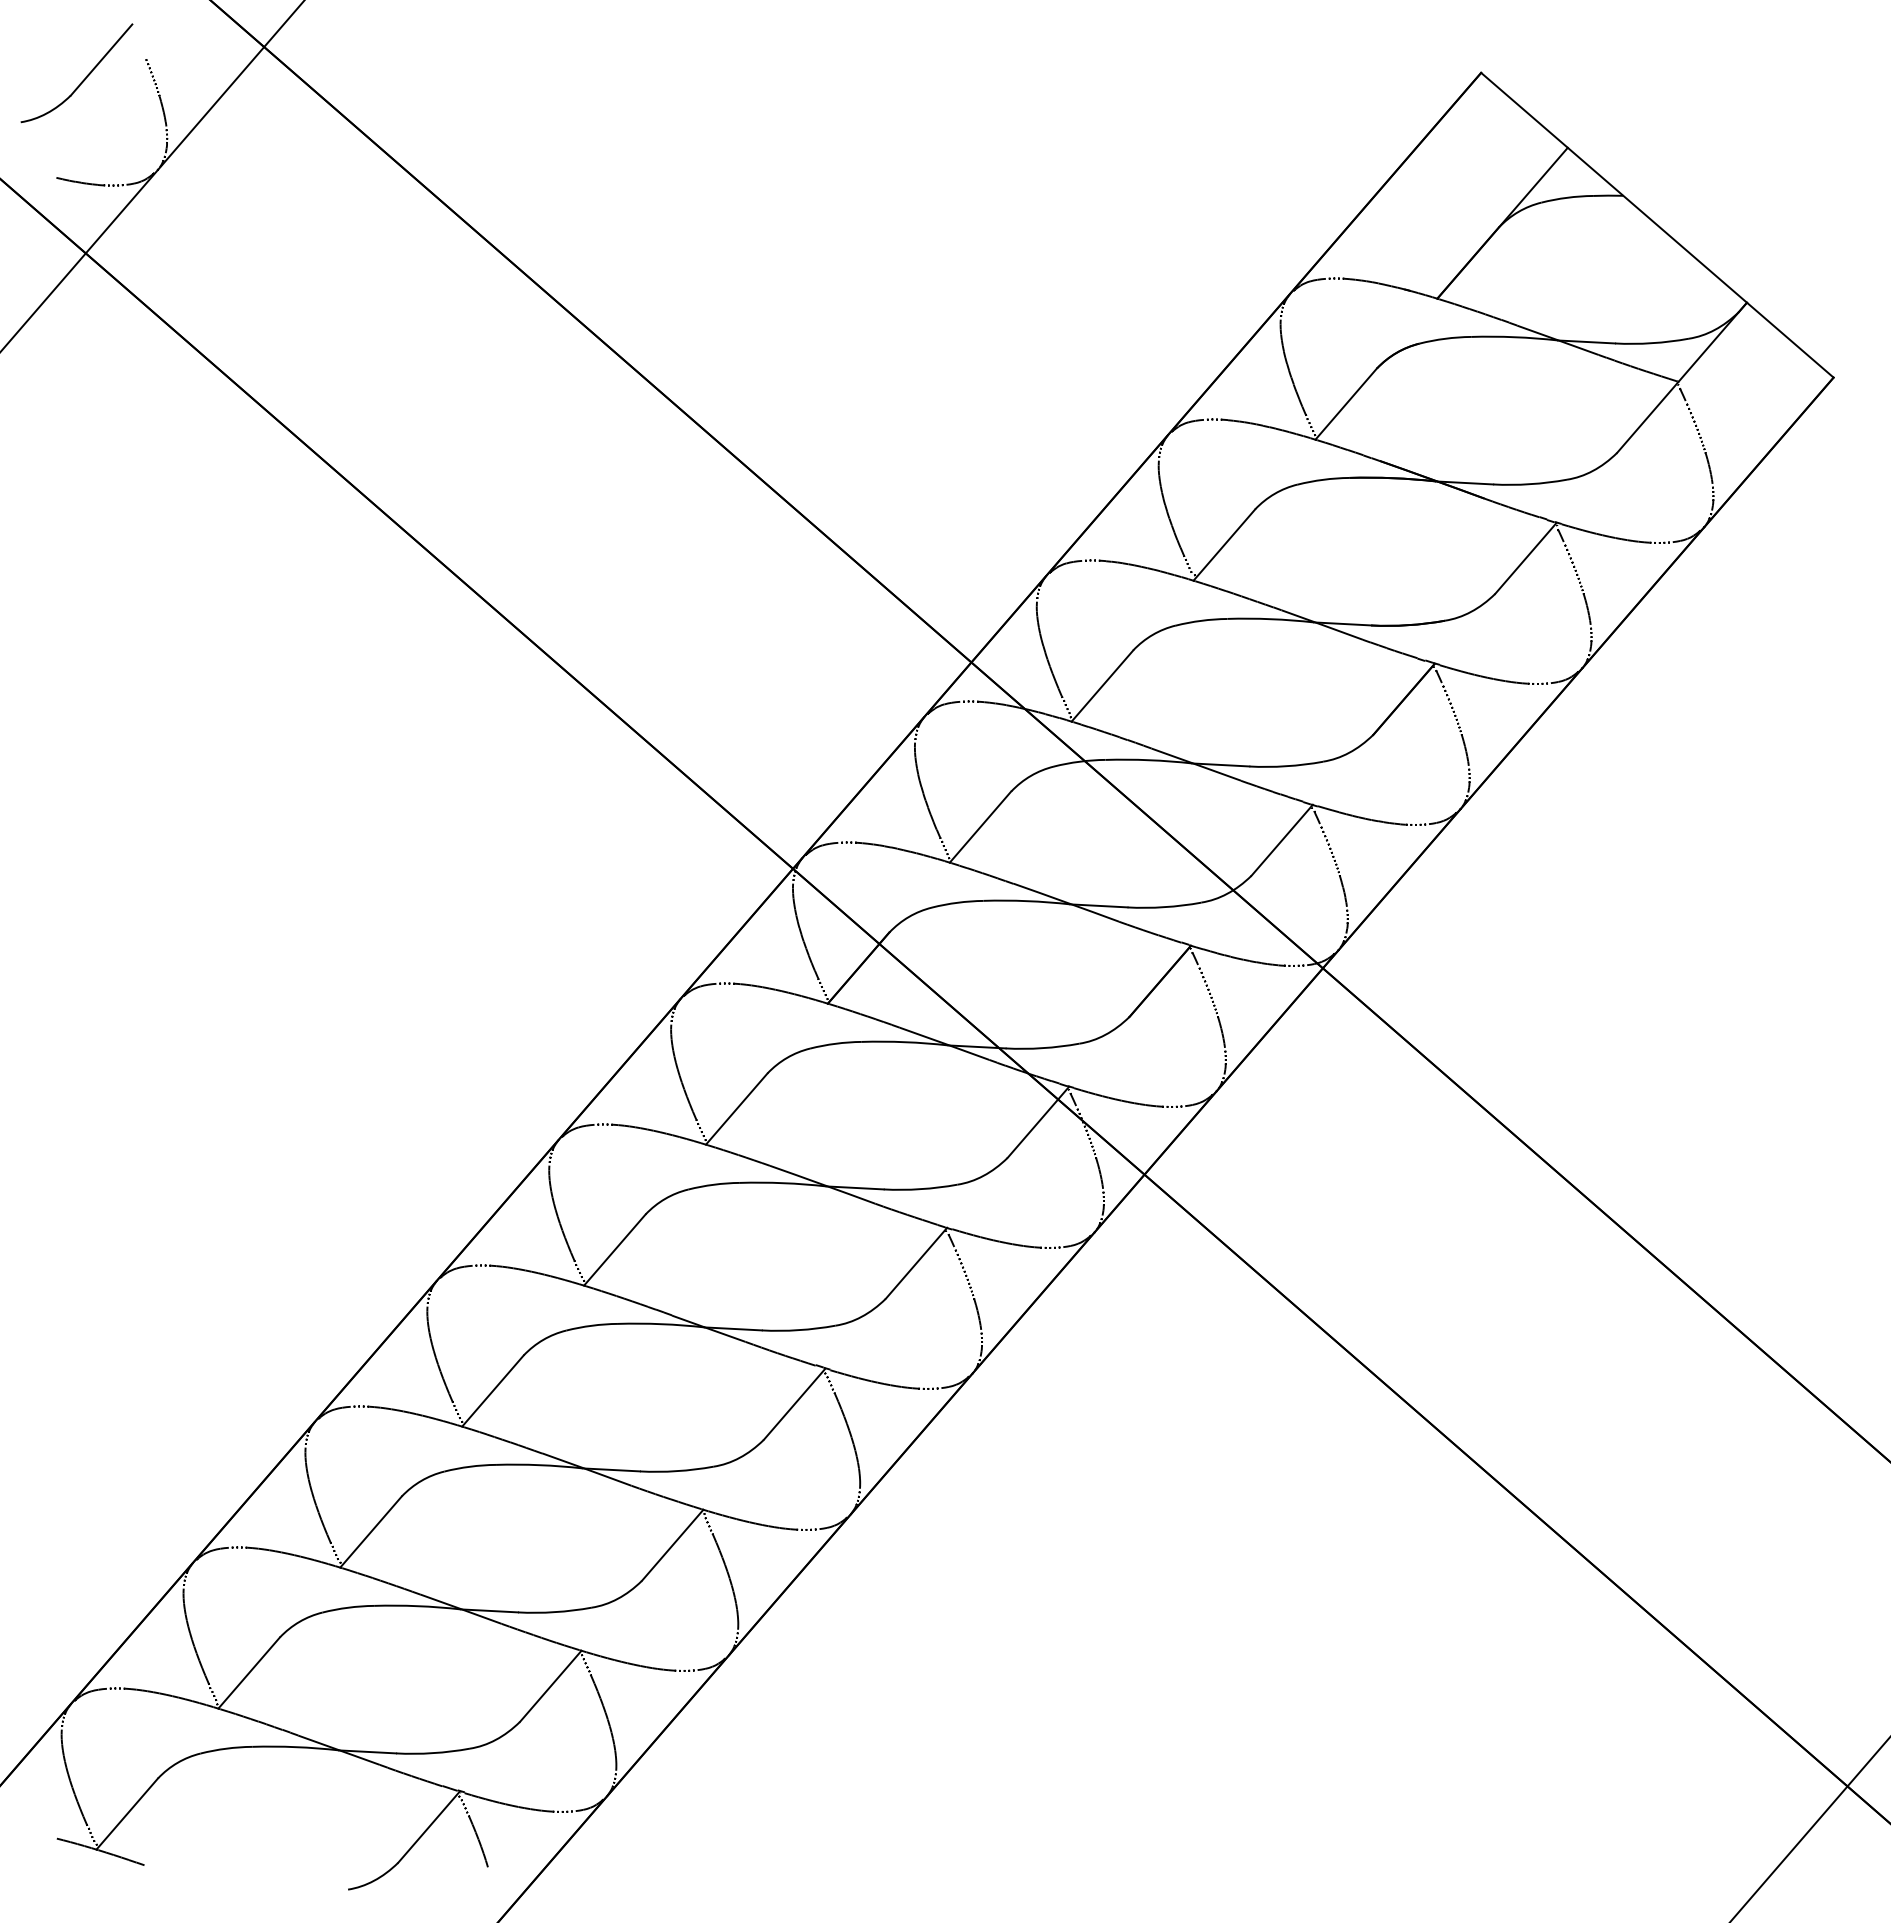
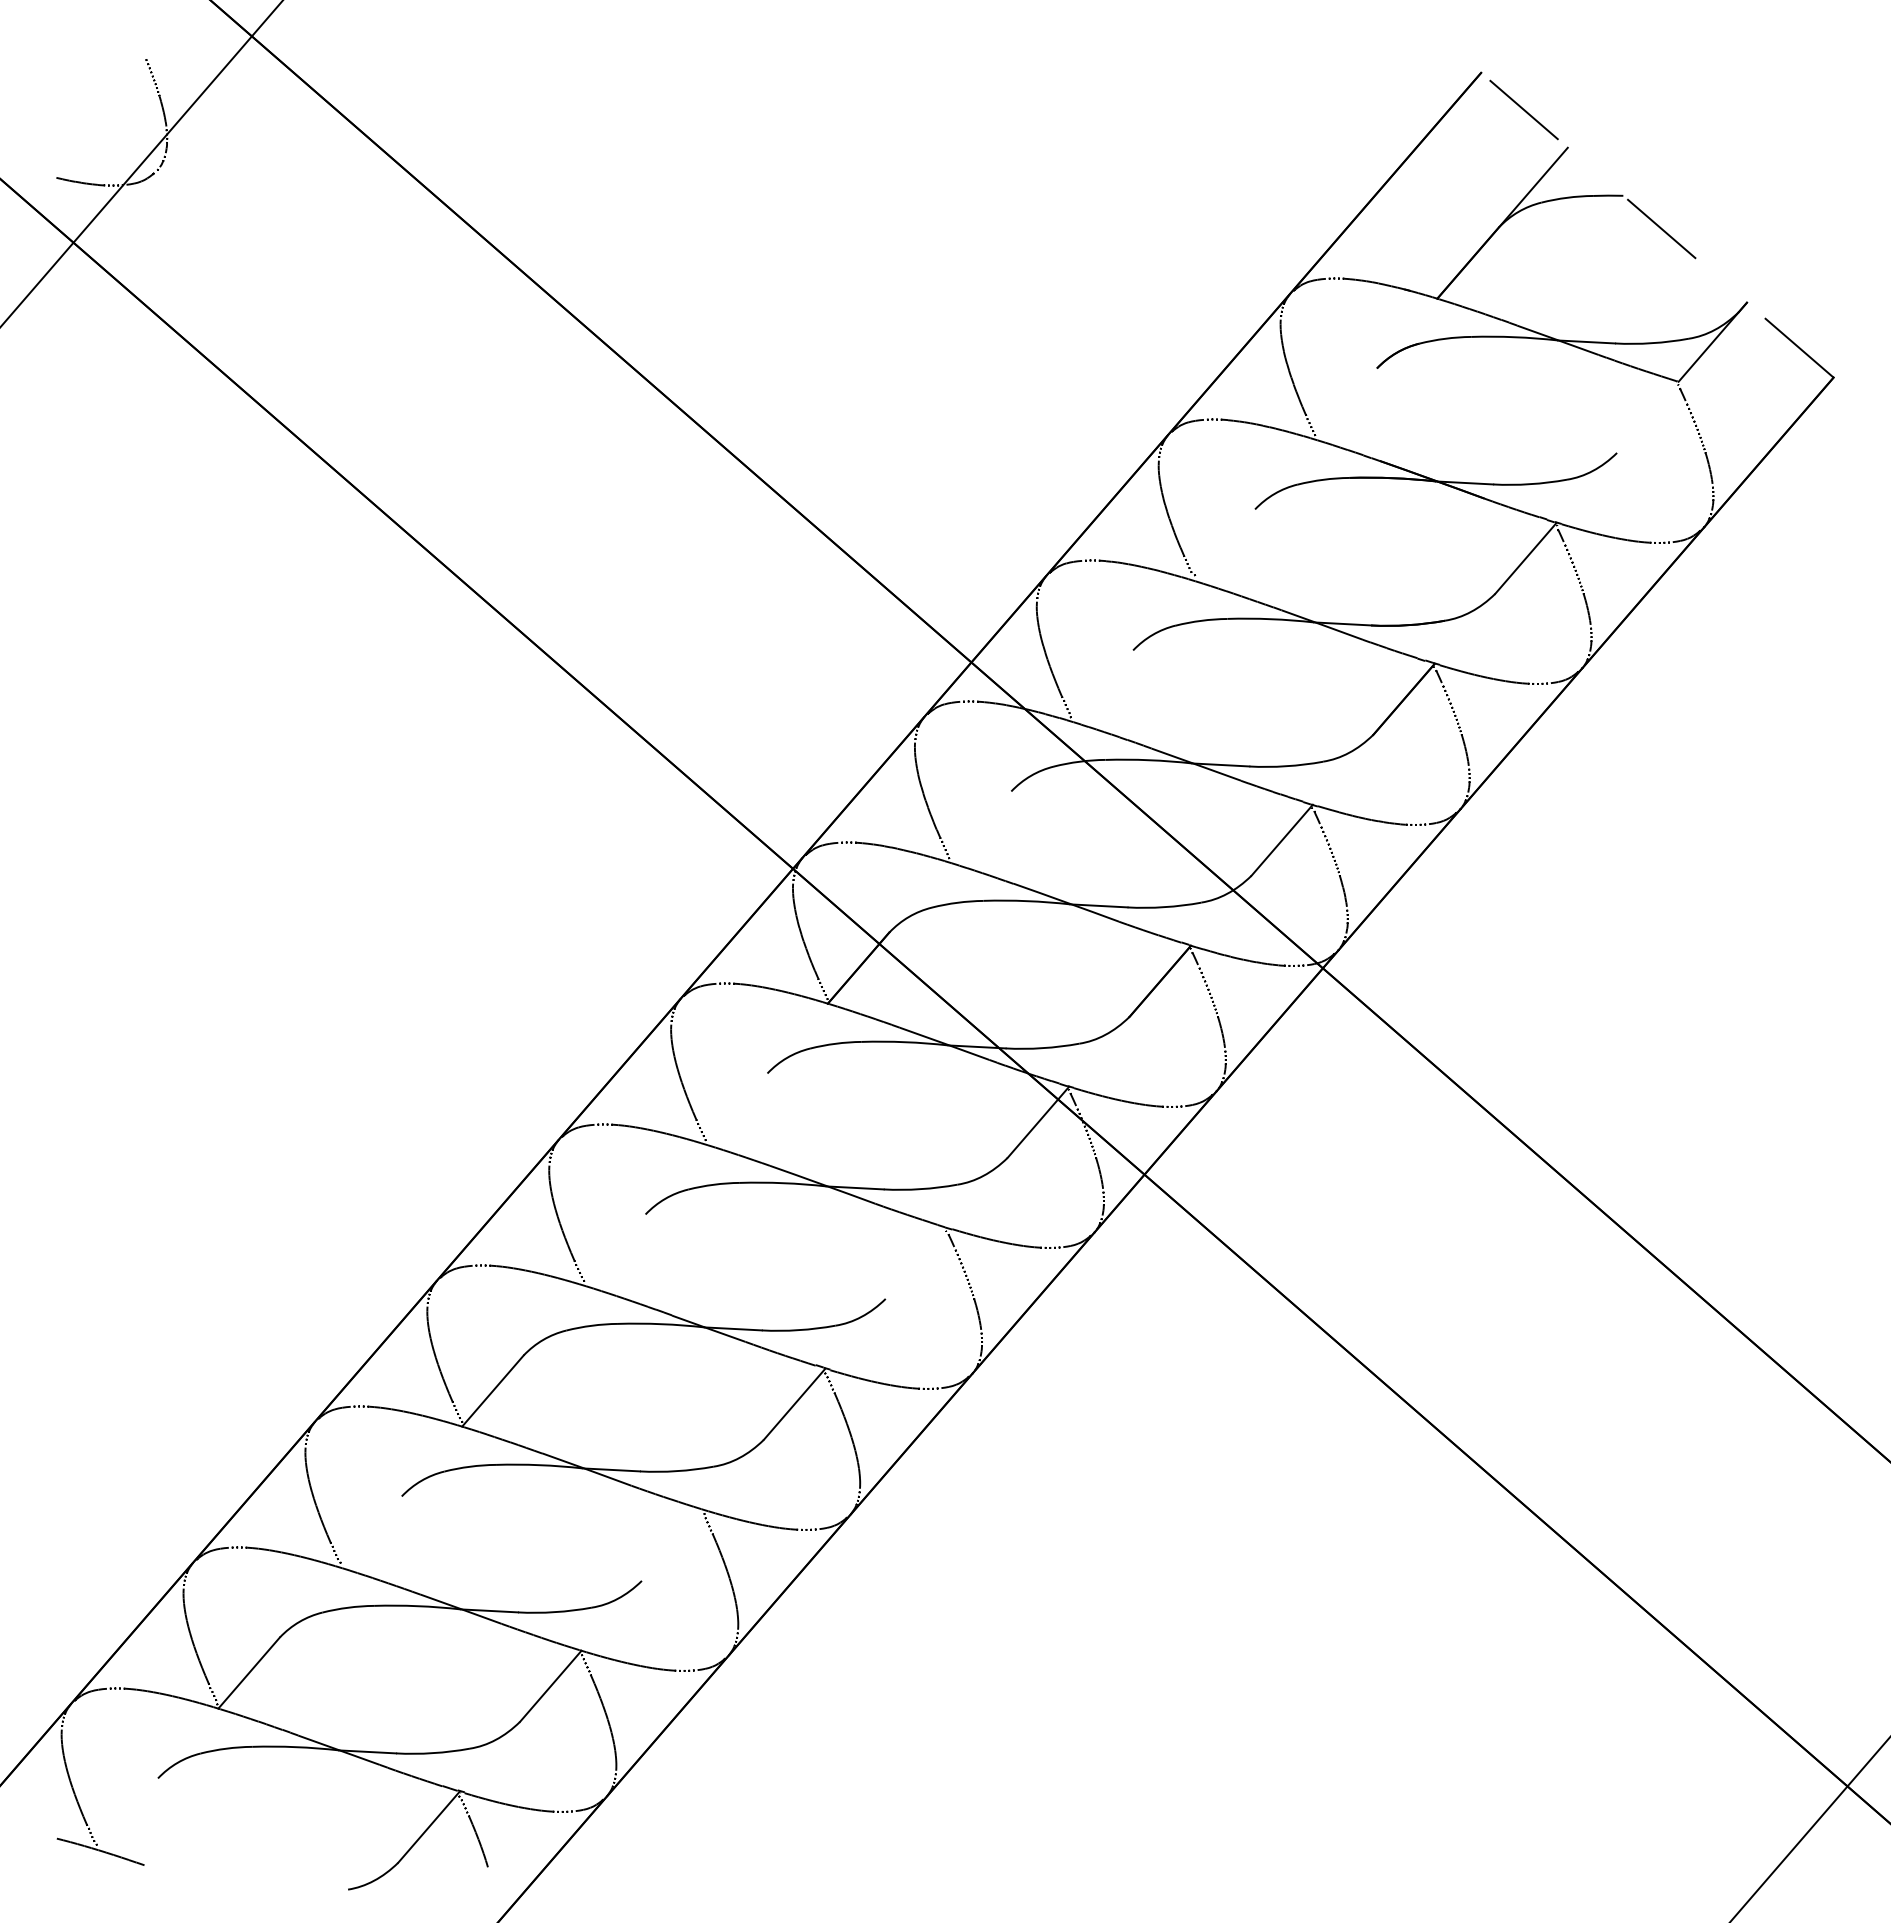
part: present -> none (83, 79)
line position: (152, 175) -> (141, 163) (141, 163)
line: solid -> dashed (1657, 225)
line: present -> none (1345, 403)
line: present -> none (1647, 416)
line: present -> none (1224, 544)
line: present -> none (1102, 685)
line: present -> none (980, 826)
line: present -> none (736, 1108)
line: present -> none (614, 1249)
line: present -> none (916, 1262)
line: present -> none (370, 1531)
line: present -> none (672, 1544)
line: present -> none (127, 1813)
